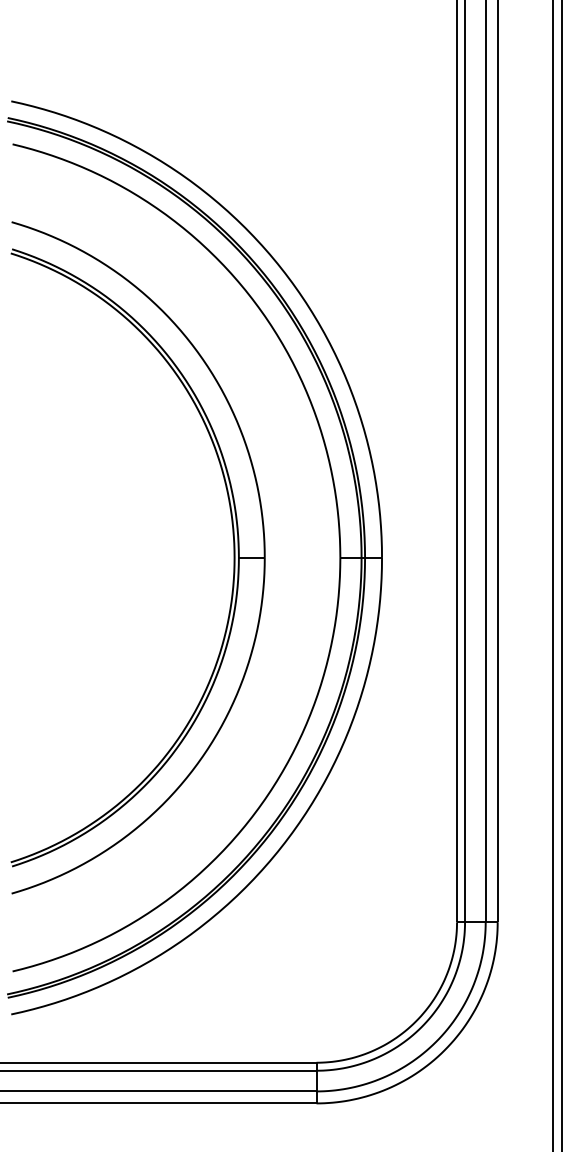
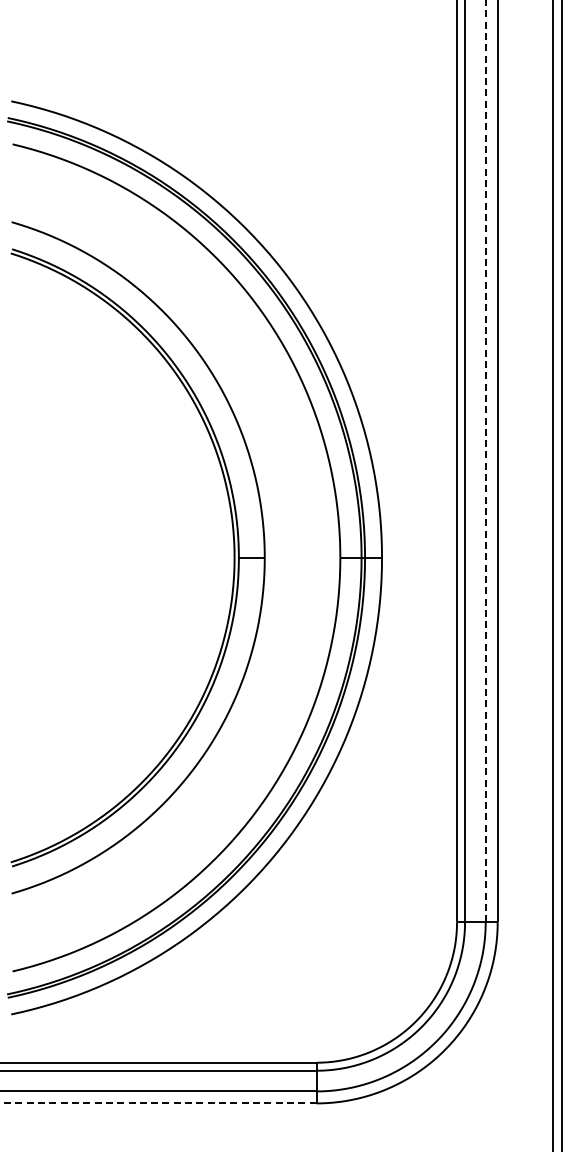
line: solid -> dashed (485, 461)
line: solid -> dashed (158, 1103)
